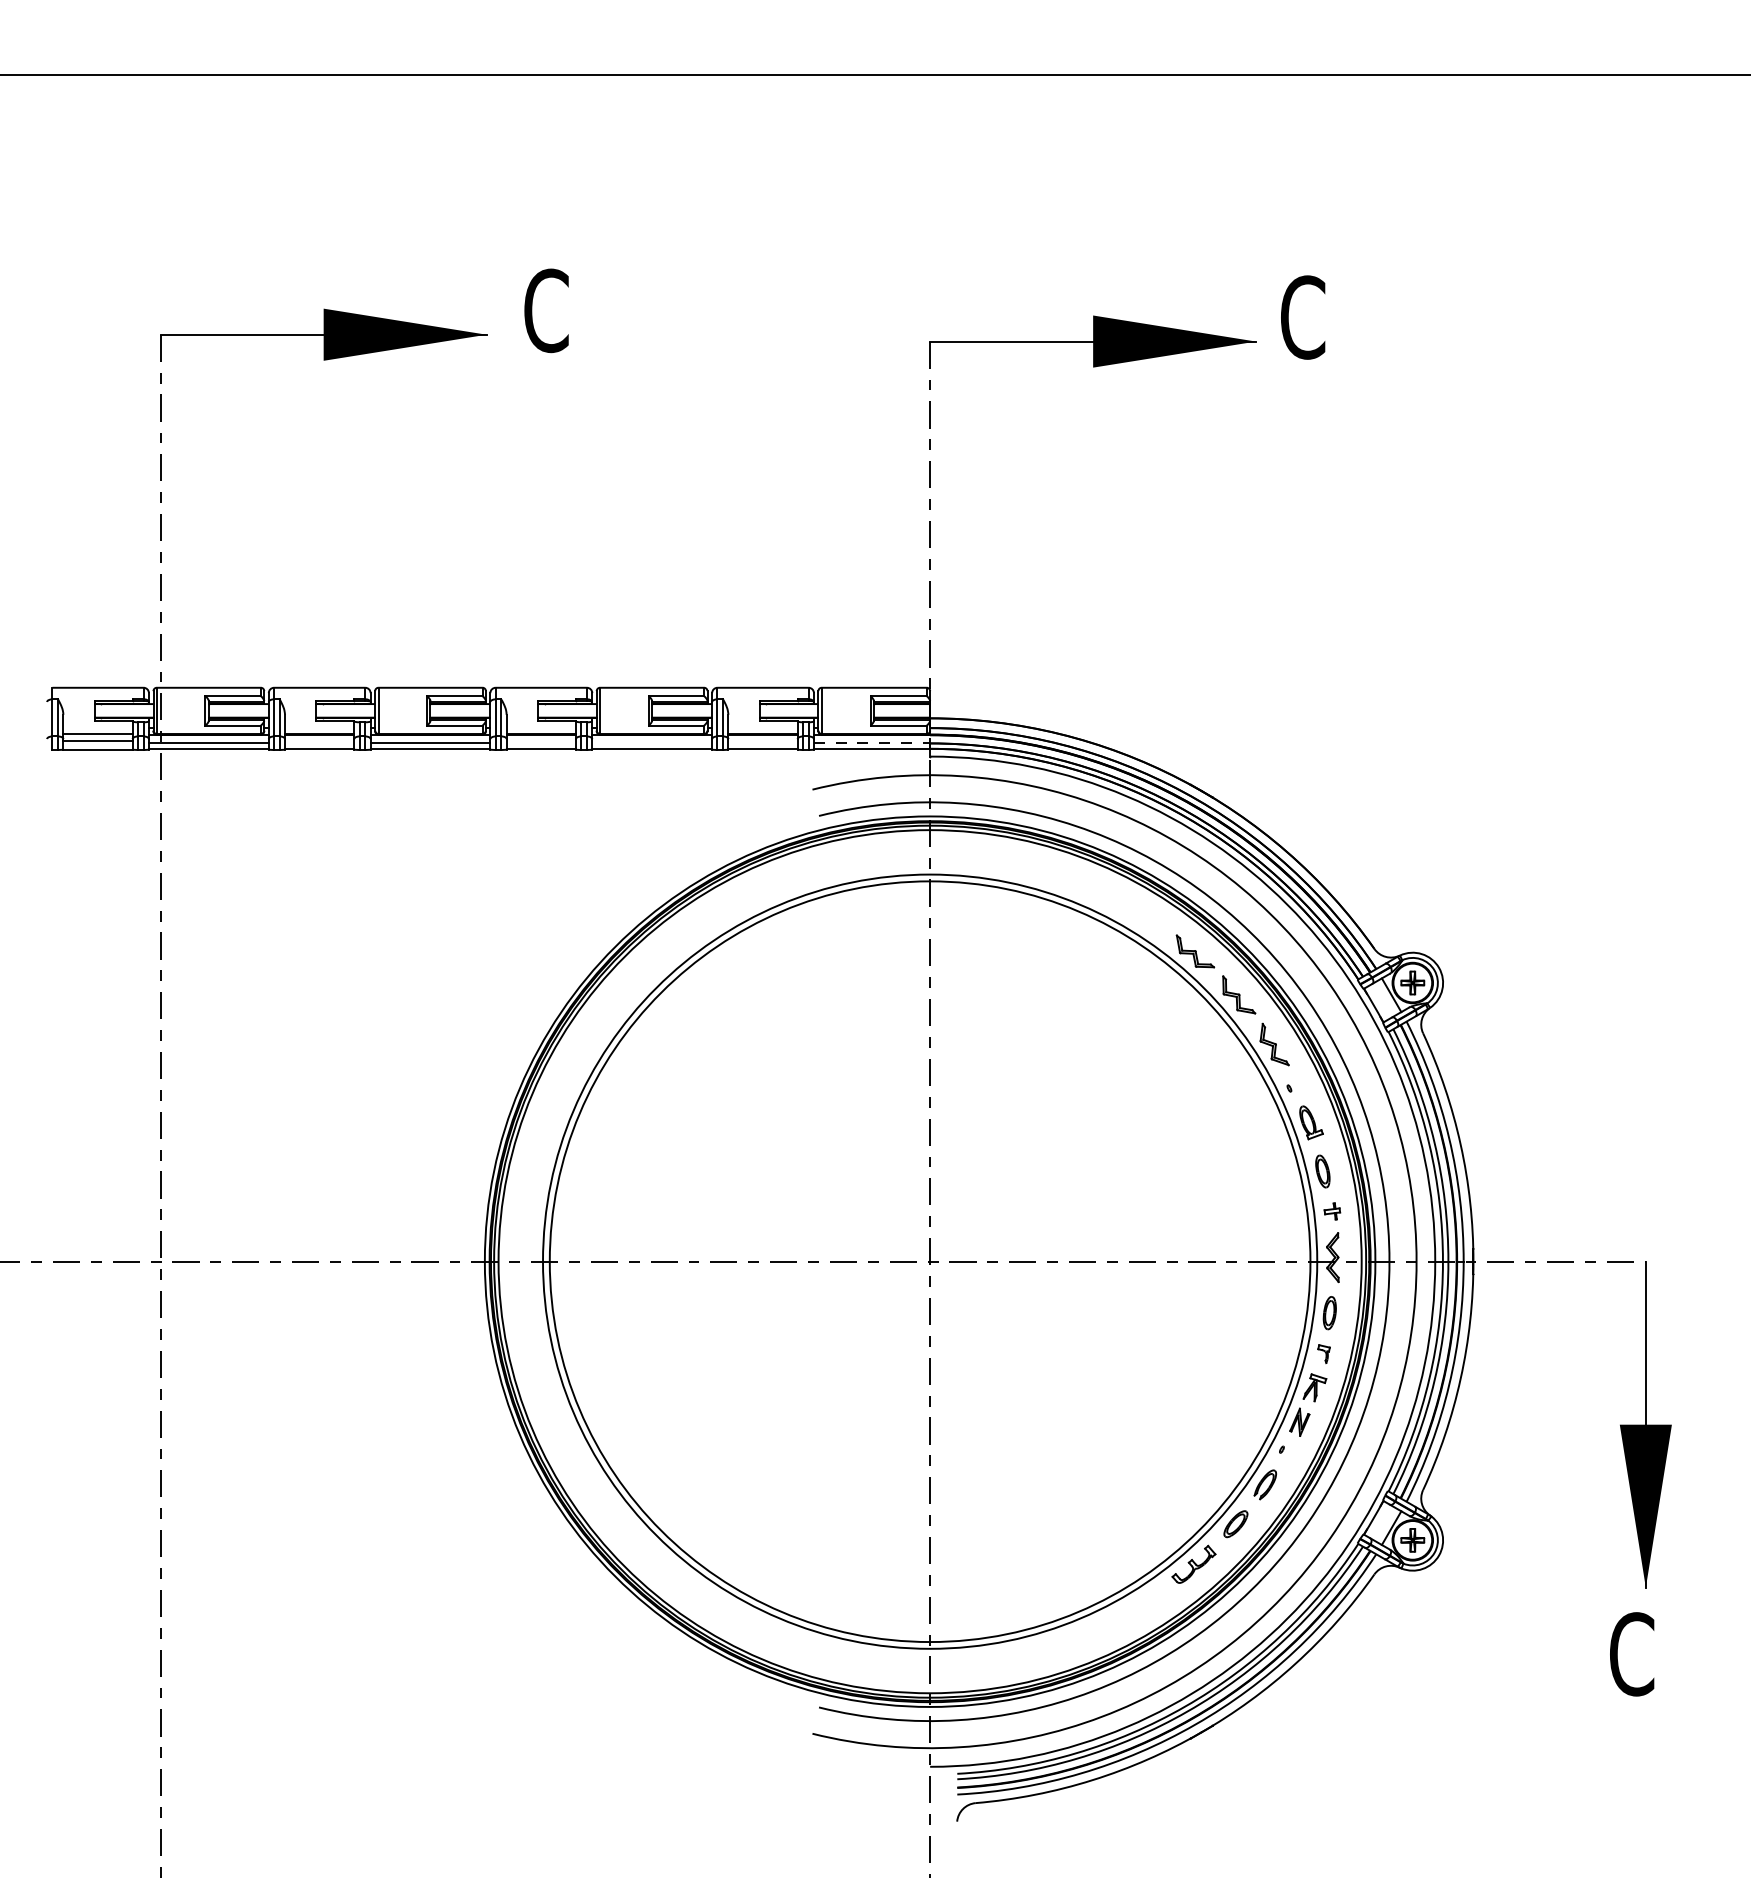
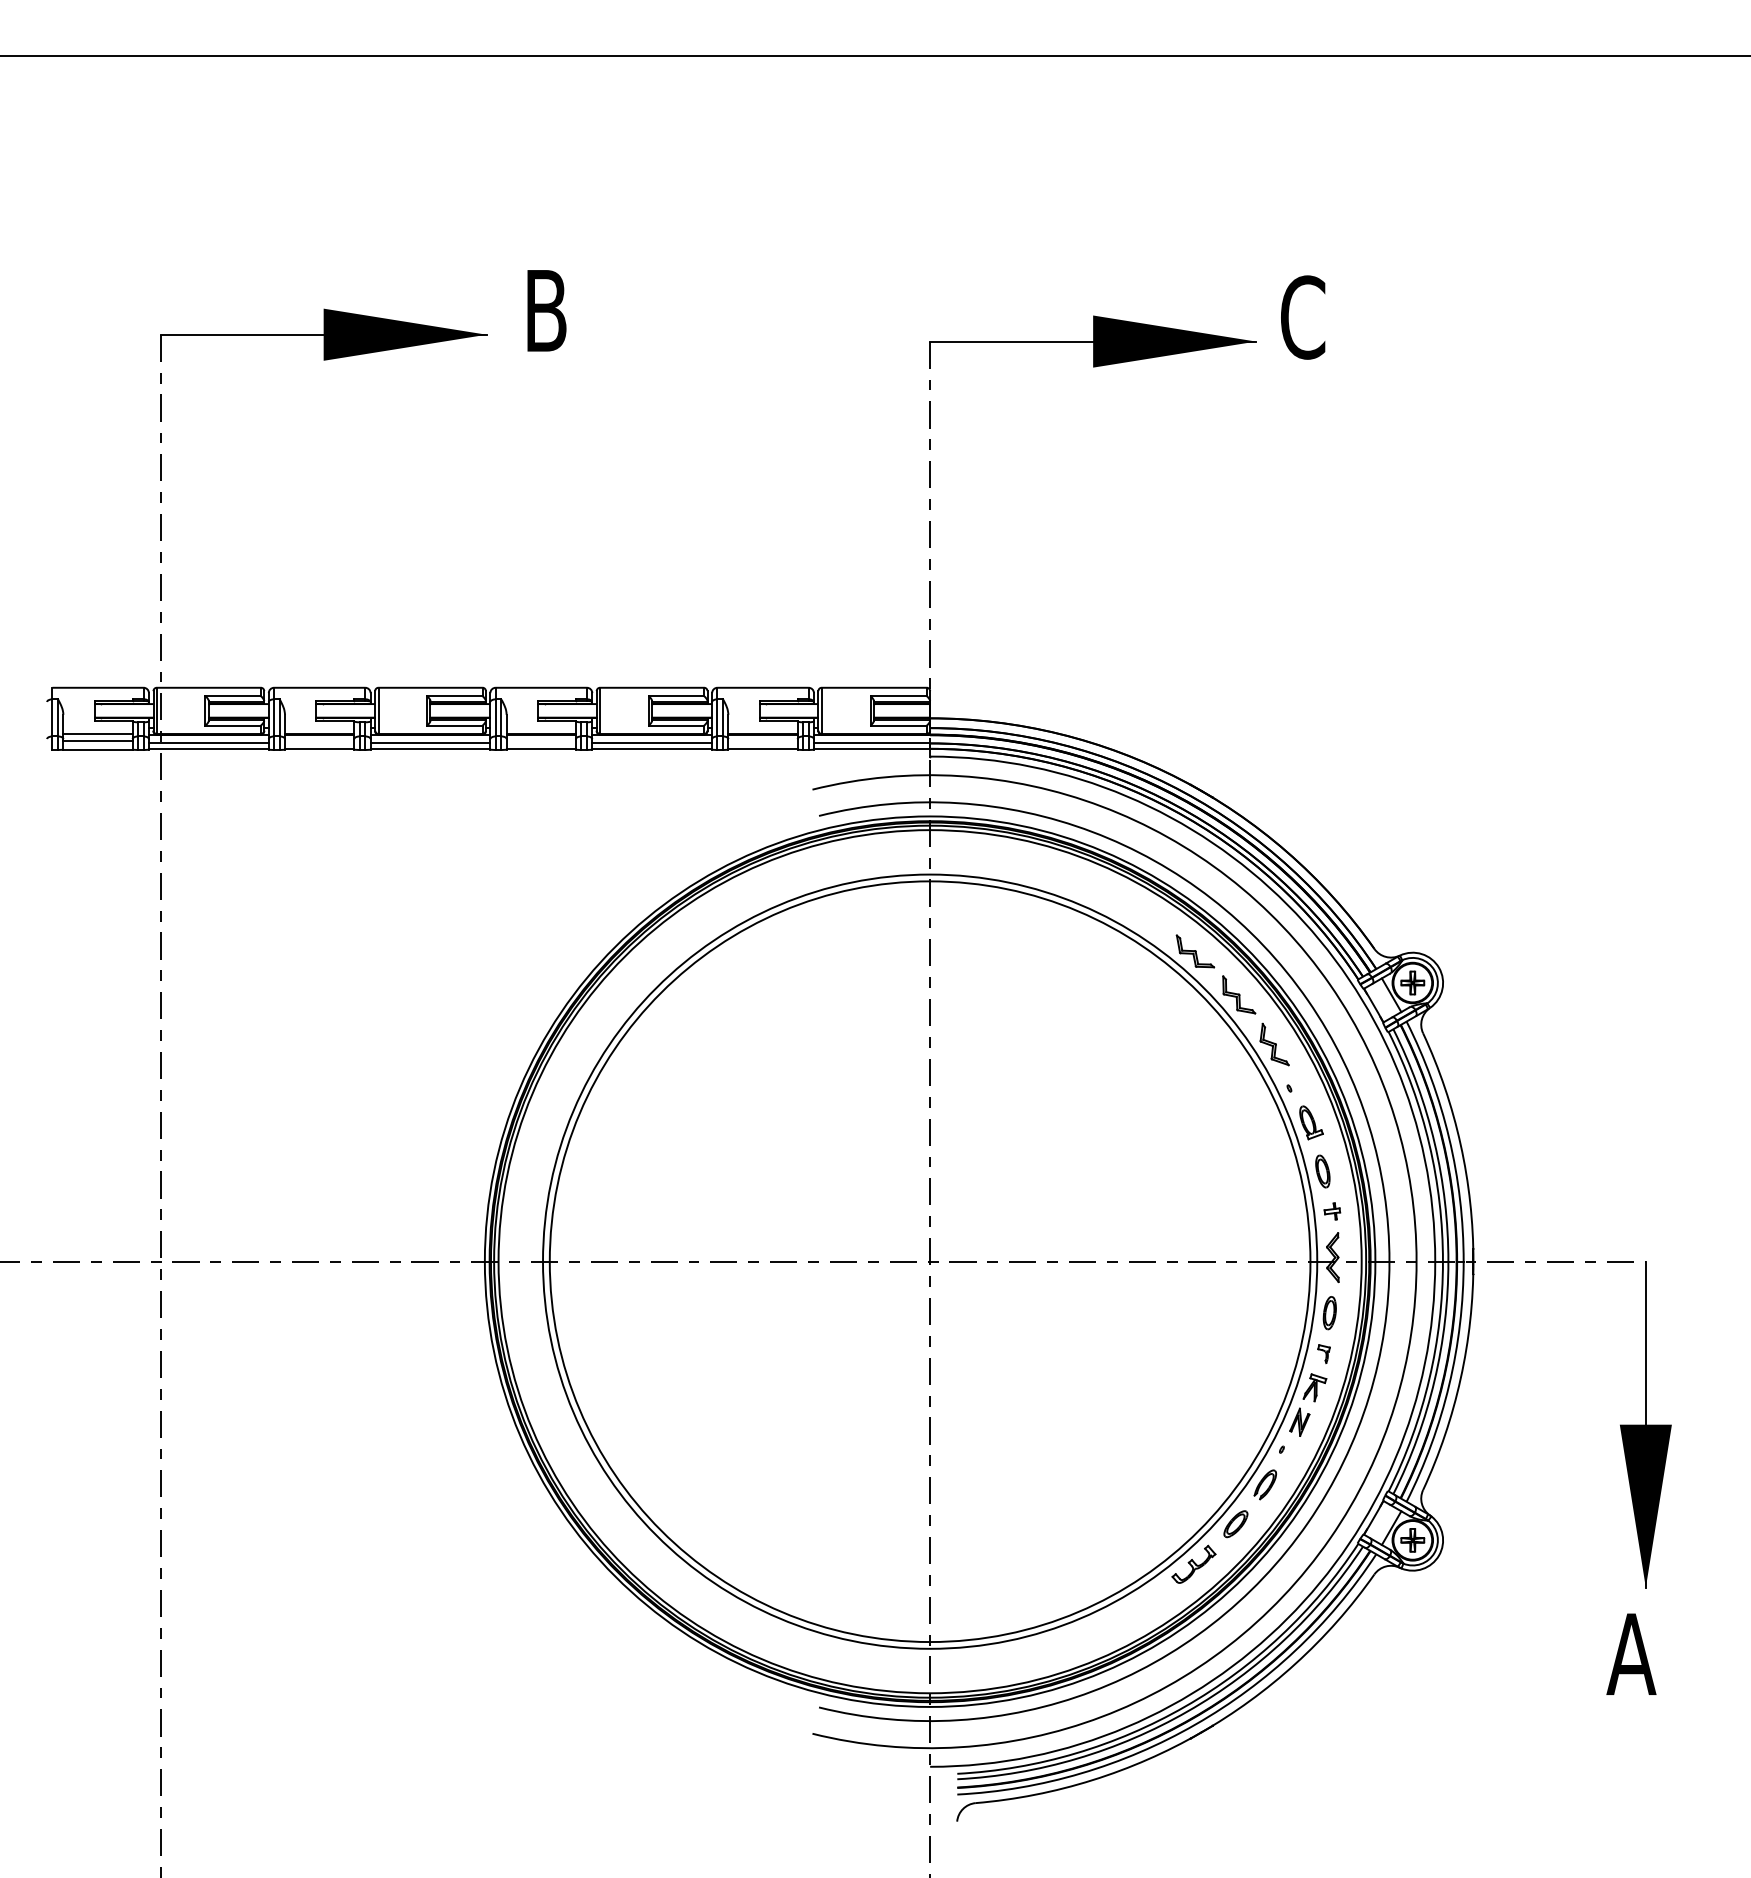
line position: (874, 75) -> (874, 56) (874, 56)
text: C -> B (546, 310)
line: none -> present (652, 743)
line: dashed -> solid (872, 743)
text: C -> A (1631, 1654)
